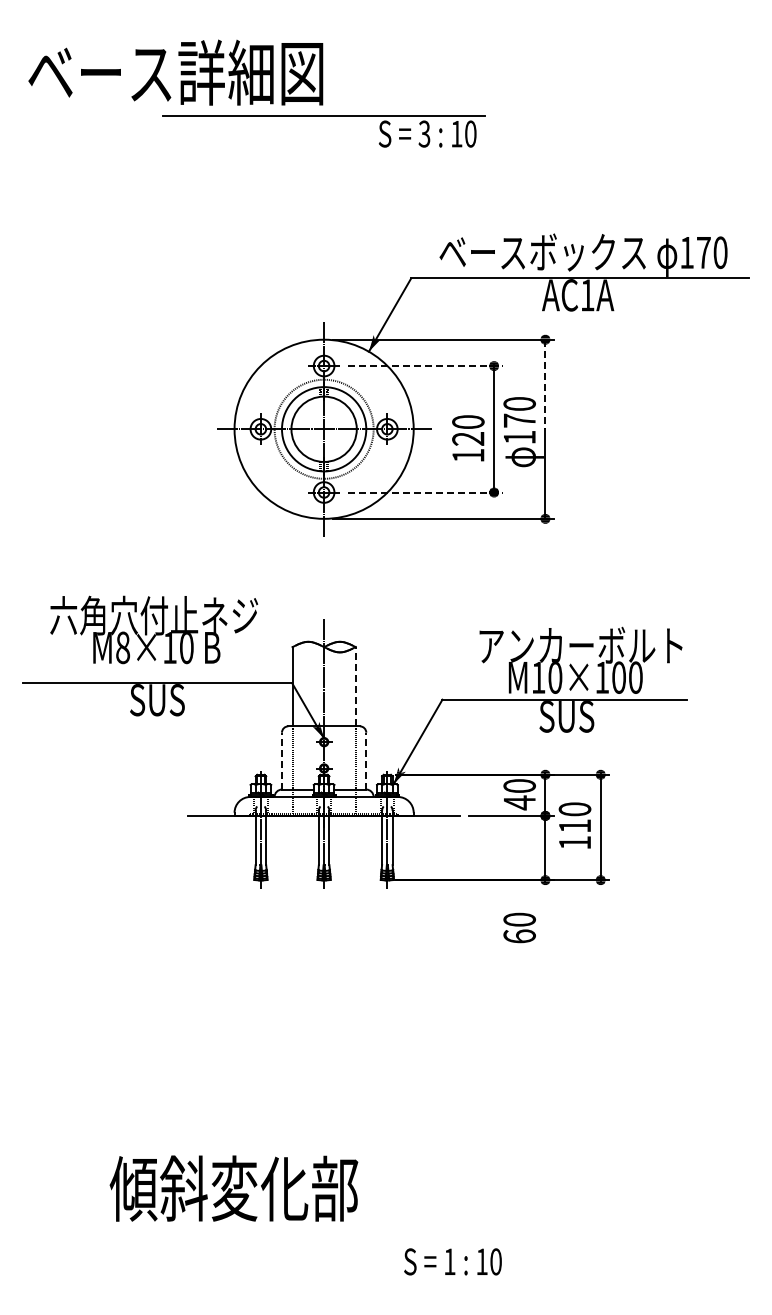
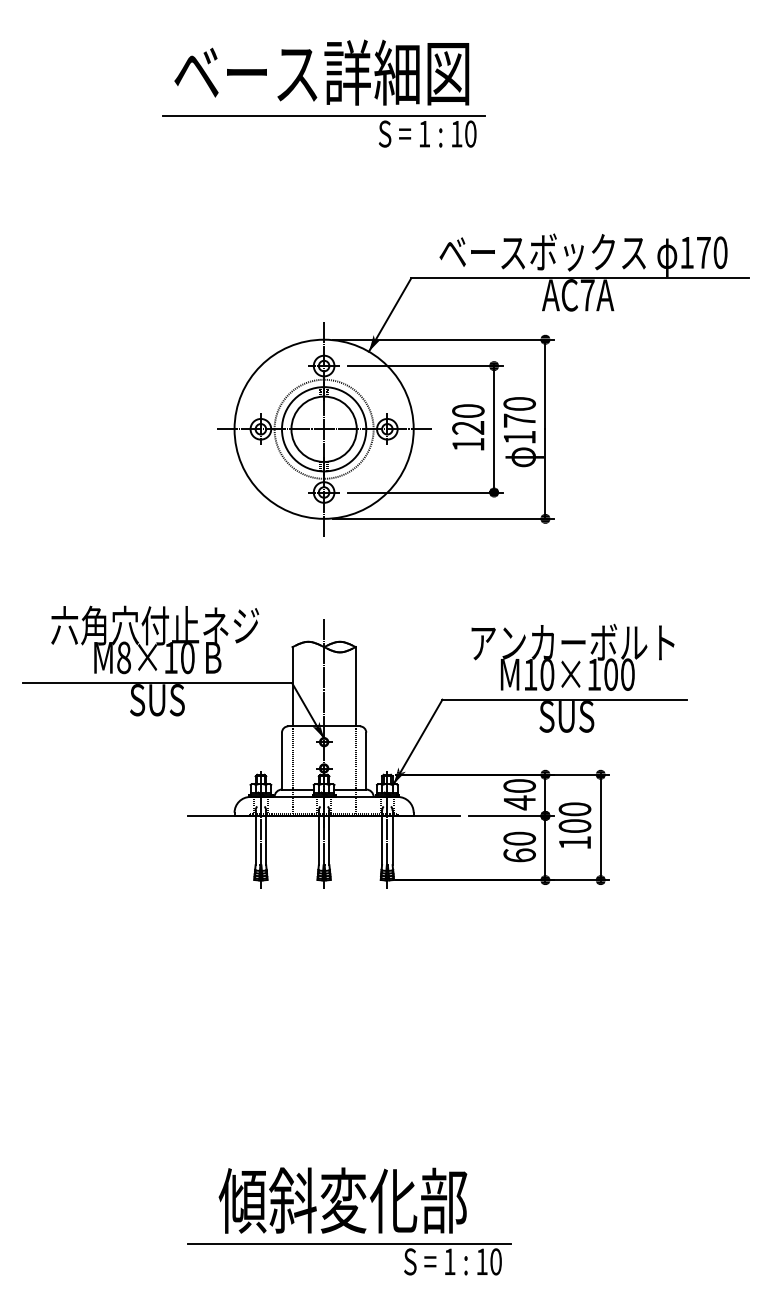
text position: (175, 72) -> (321, 72) (321, 72)
text: 3 -> 1 (424, 133)
text: AC1A -> AC7A (587, 295)
line: dashed -> solid (425, 366)
line: dashed -> solid (545, 384)
text position: (468, 438) -> (468, 427) (468, 427)
line: dashed -> solid (425, 492)
text position: (154, 629) -> (155, 639) (155, 639)
text position: (580, 659) -> (572, 656) (572, 656)
line: dashed -> solid (355, 686)
line: dashed -> solid (281, 760)
line: dashed -> solid (366, 760)
text: 110 -> 100 (574, 825)
text position: (519, 927) -> (519, 846) (519, 846)
text position: (233, 1188) -> (342, 1200) (342, 1200)
line: none -> present (349, 1243)
